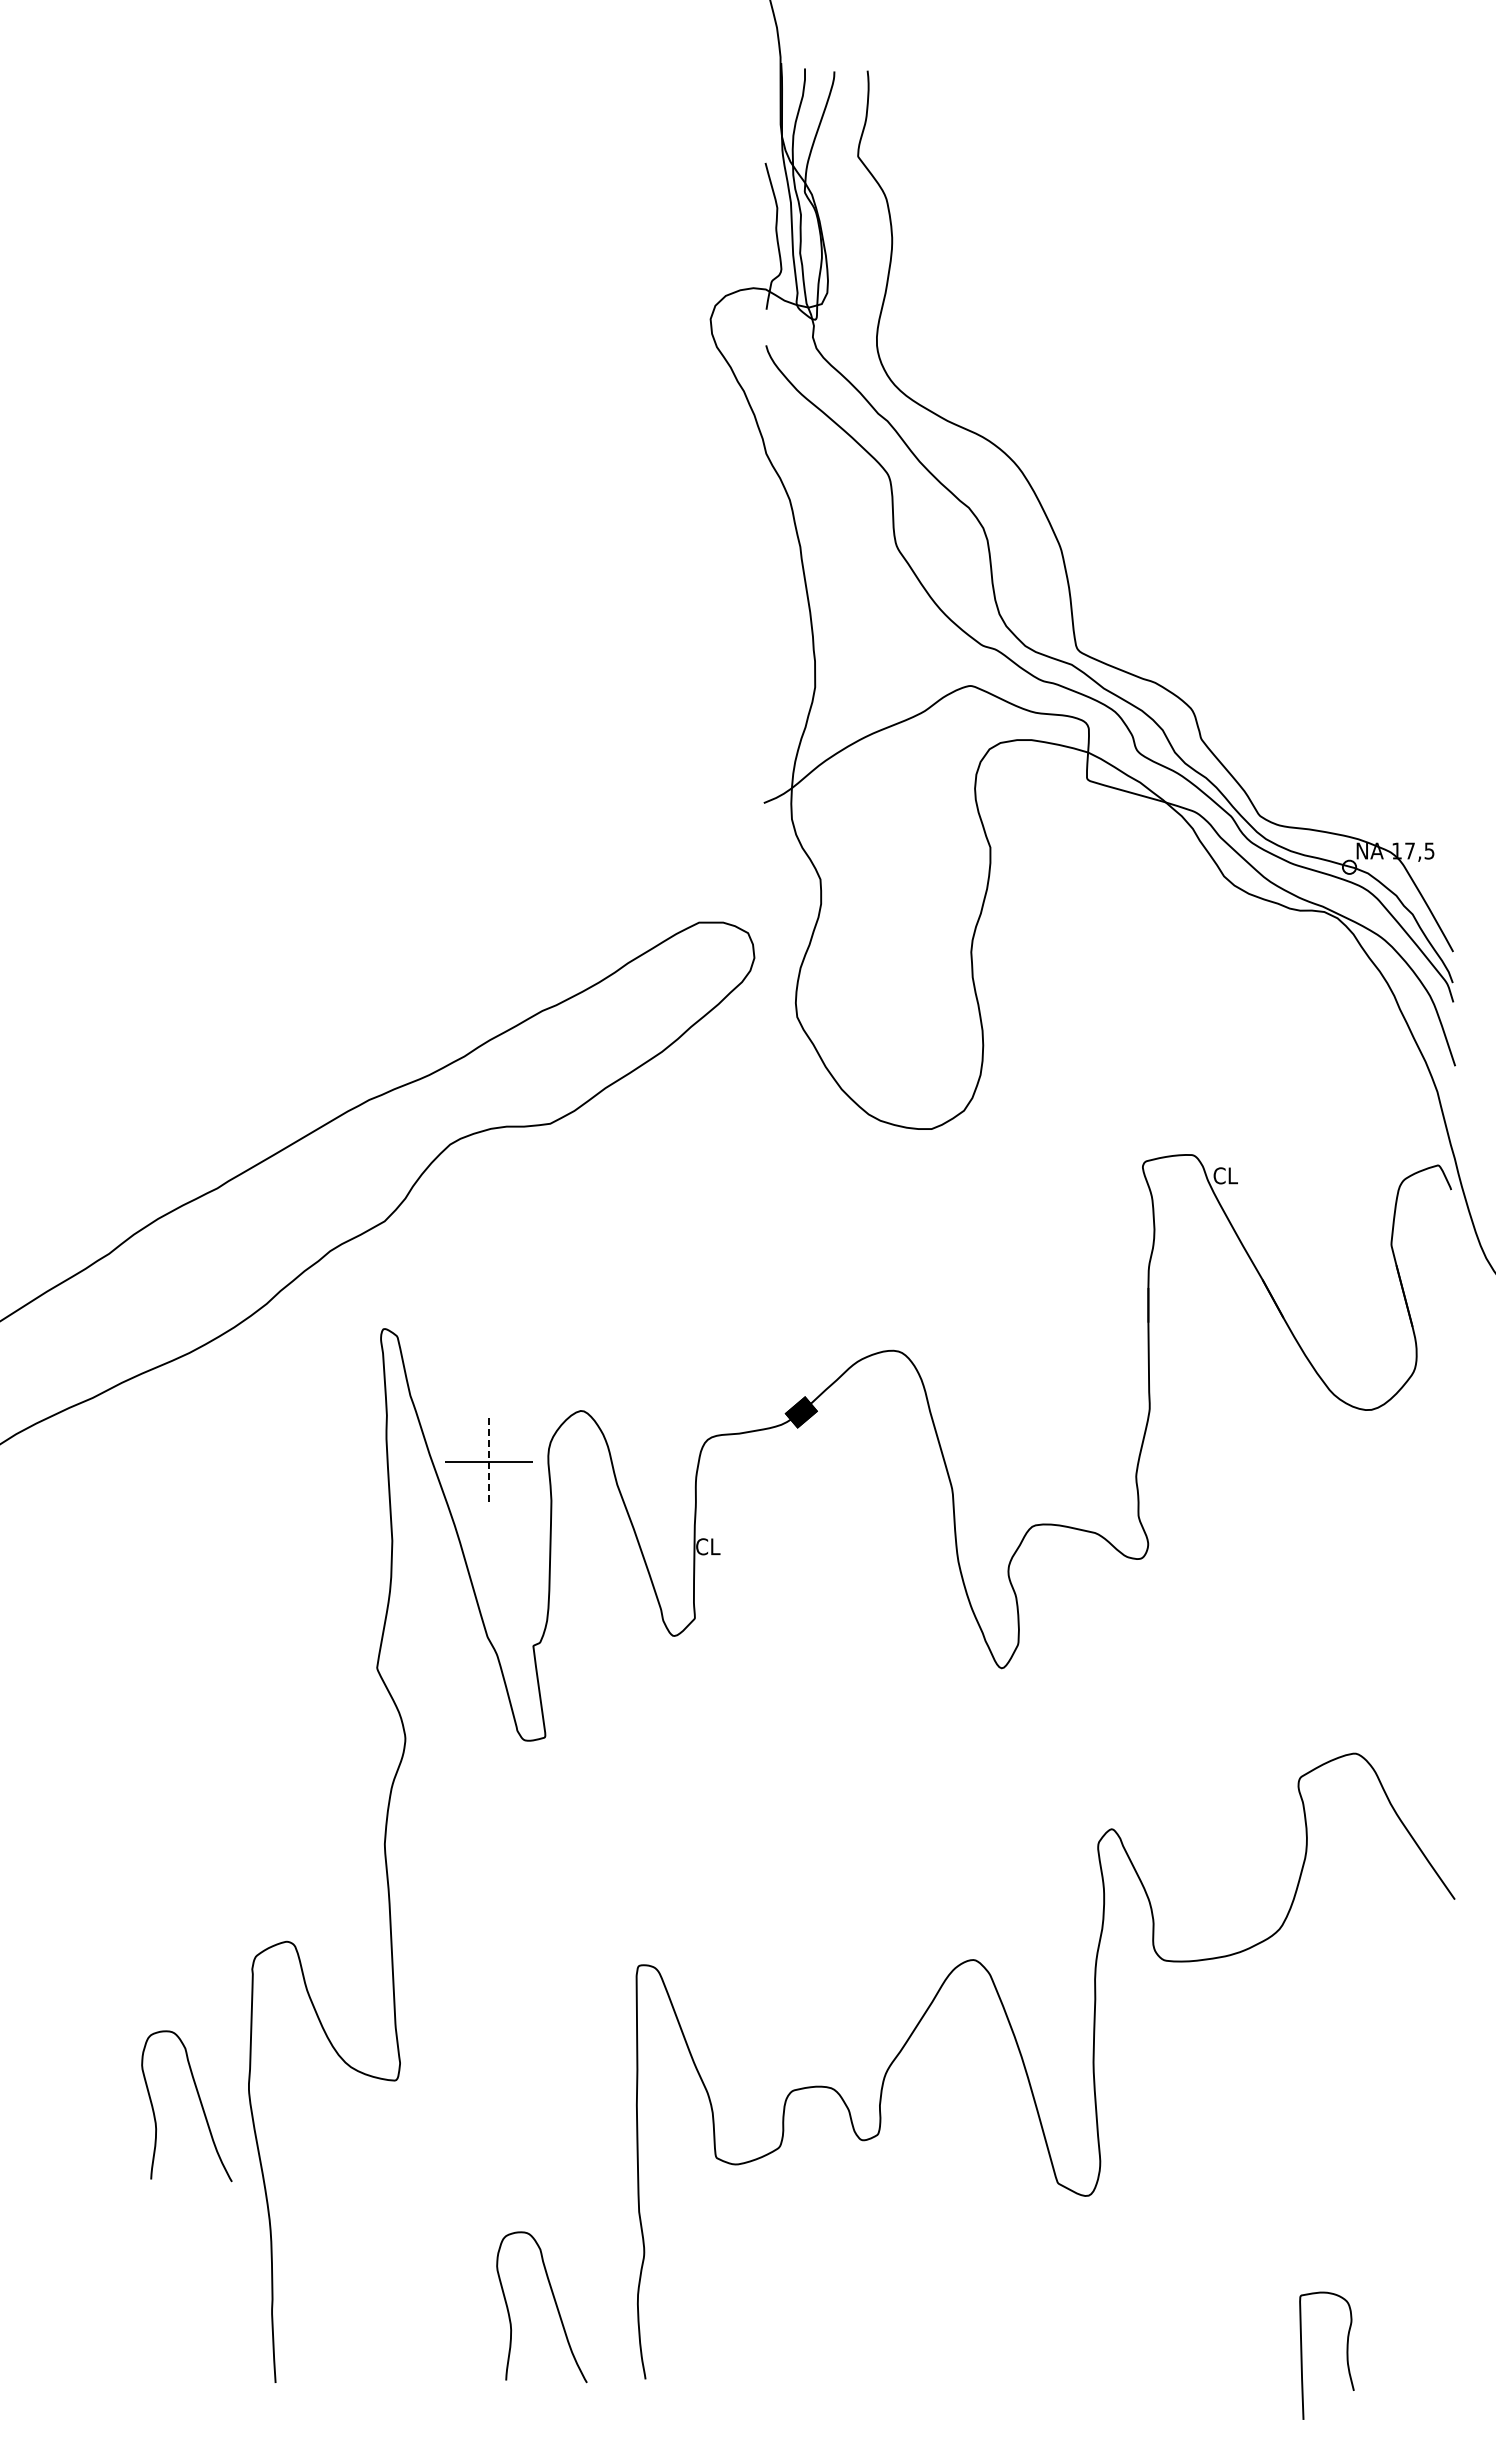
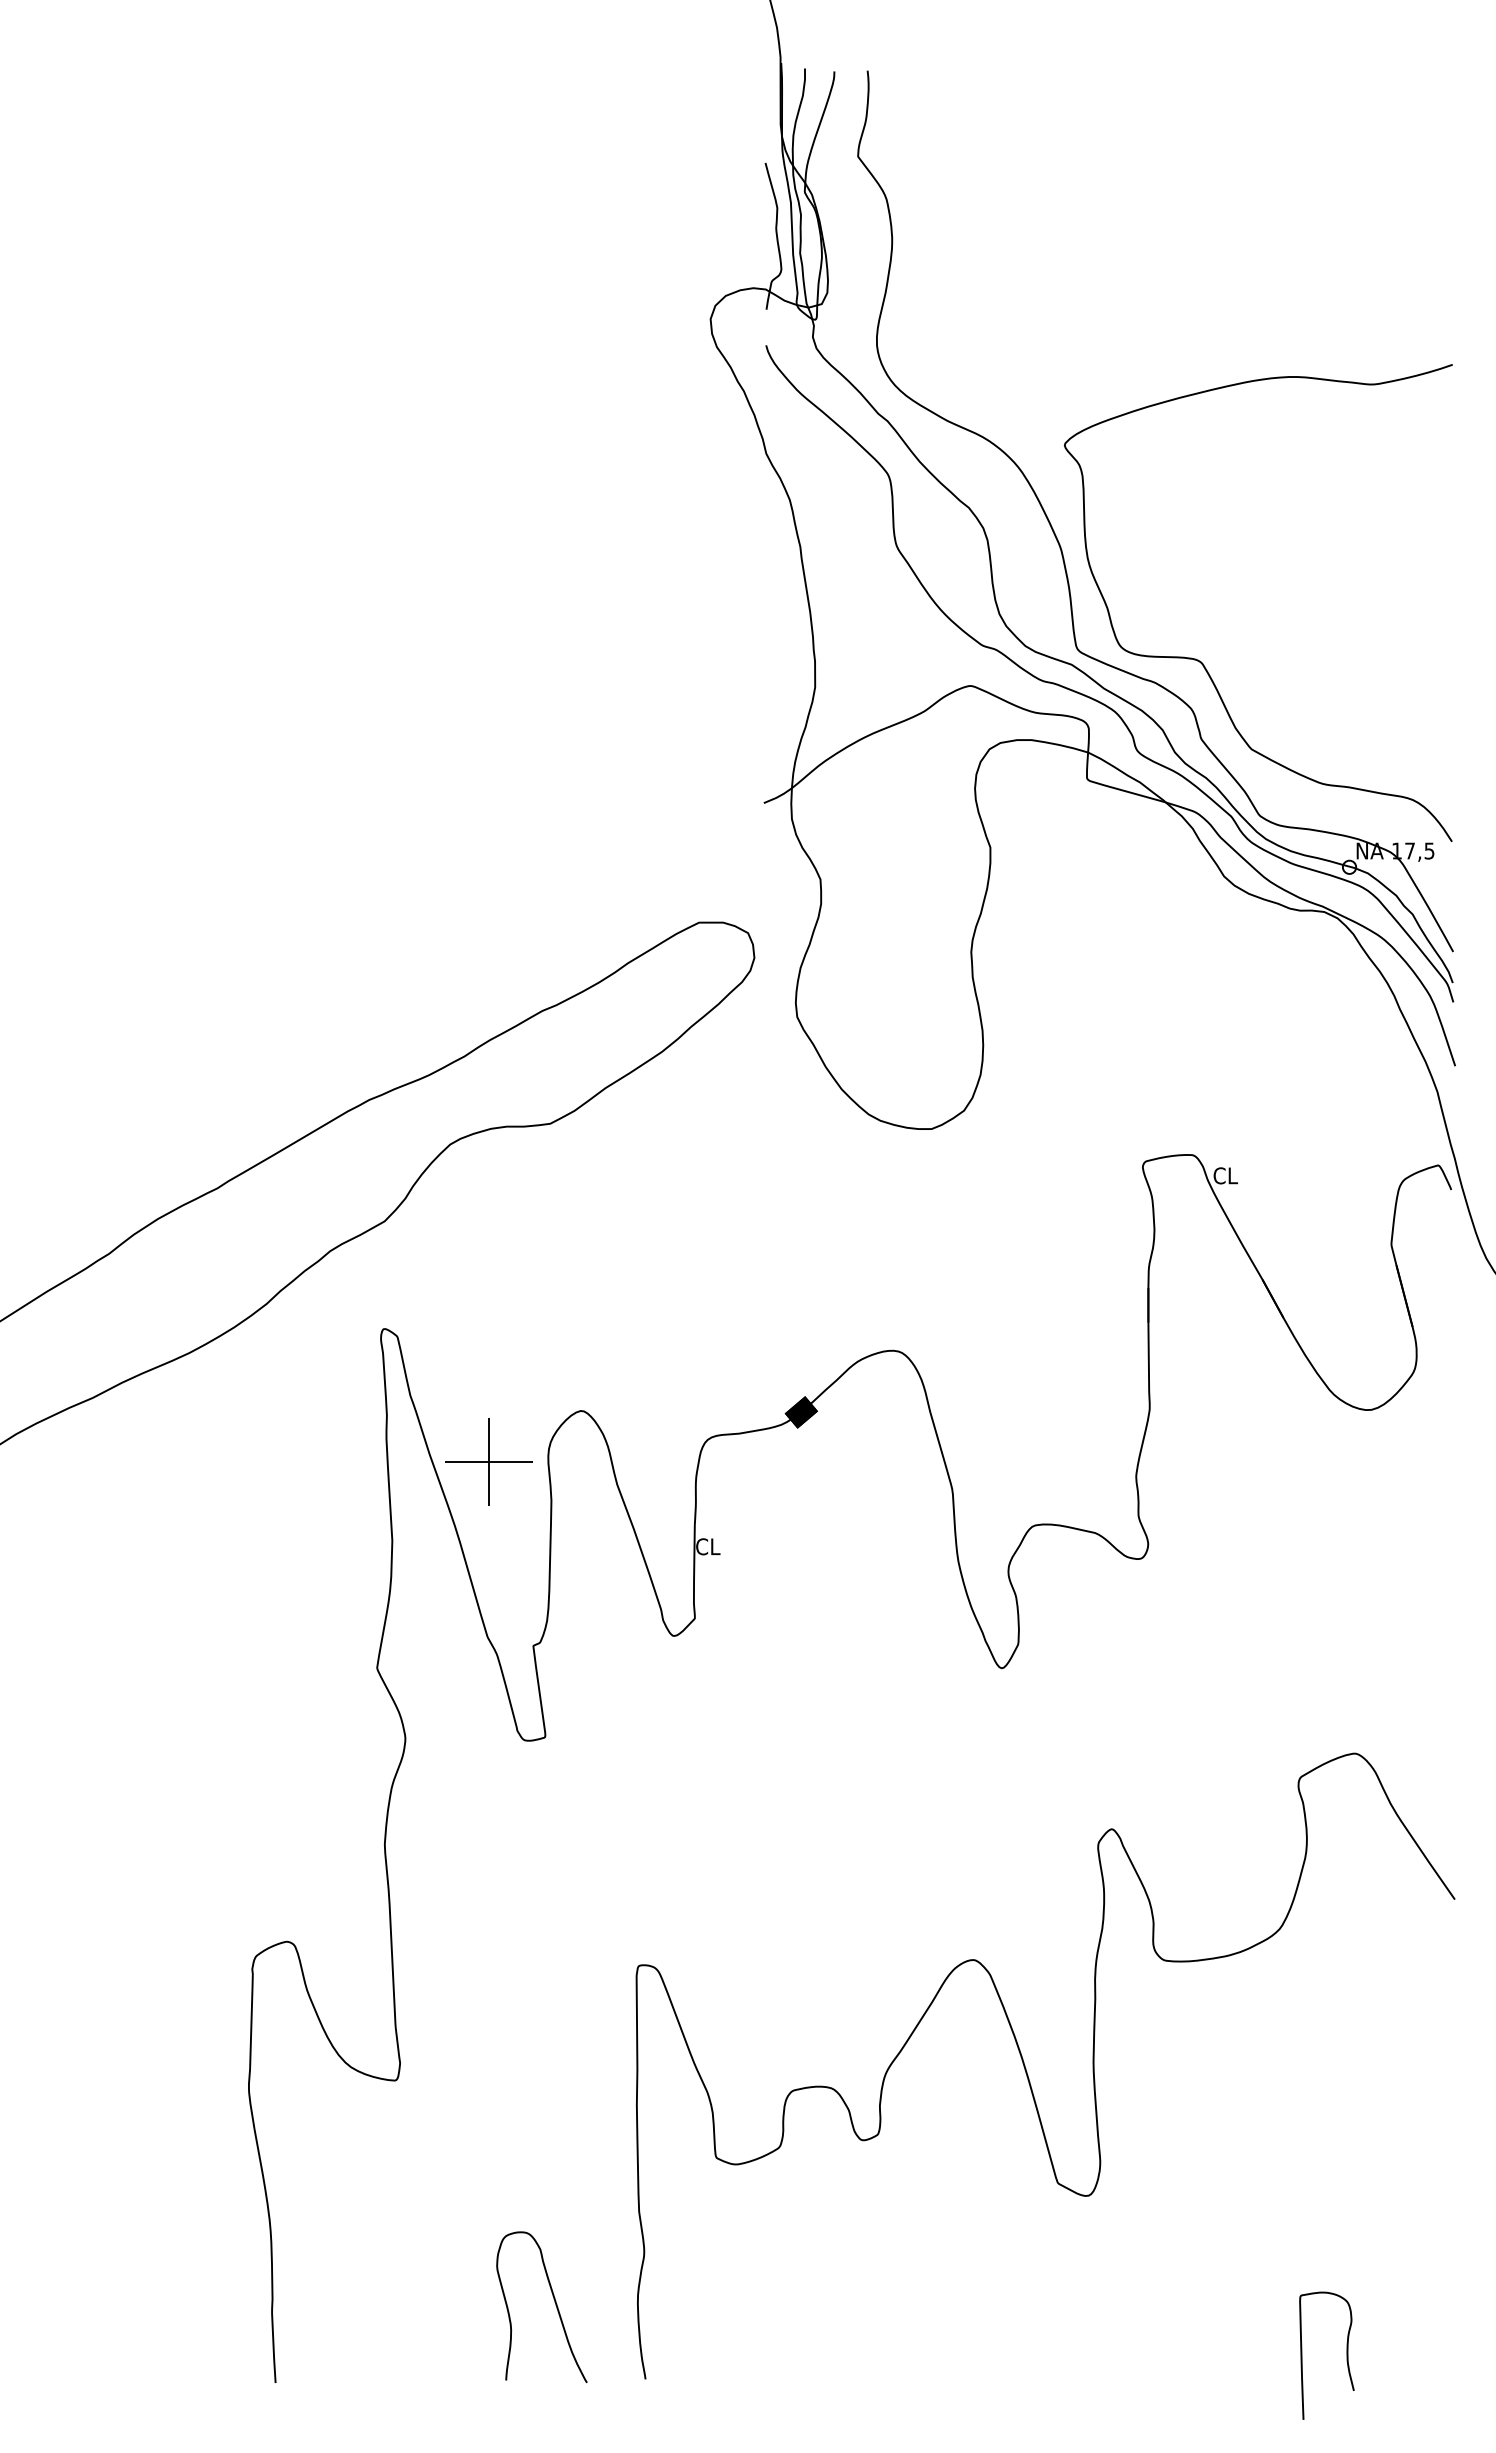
curve: none -> present (1201, 661)
line: dashed -> solid (489, 1462)
curve: present -> none (199, 2101)
